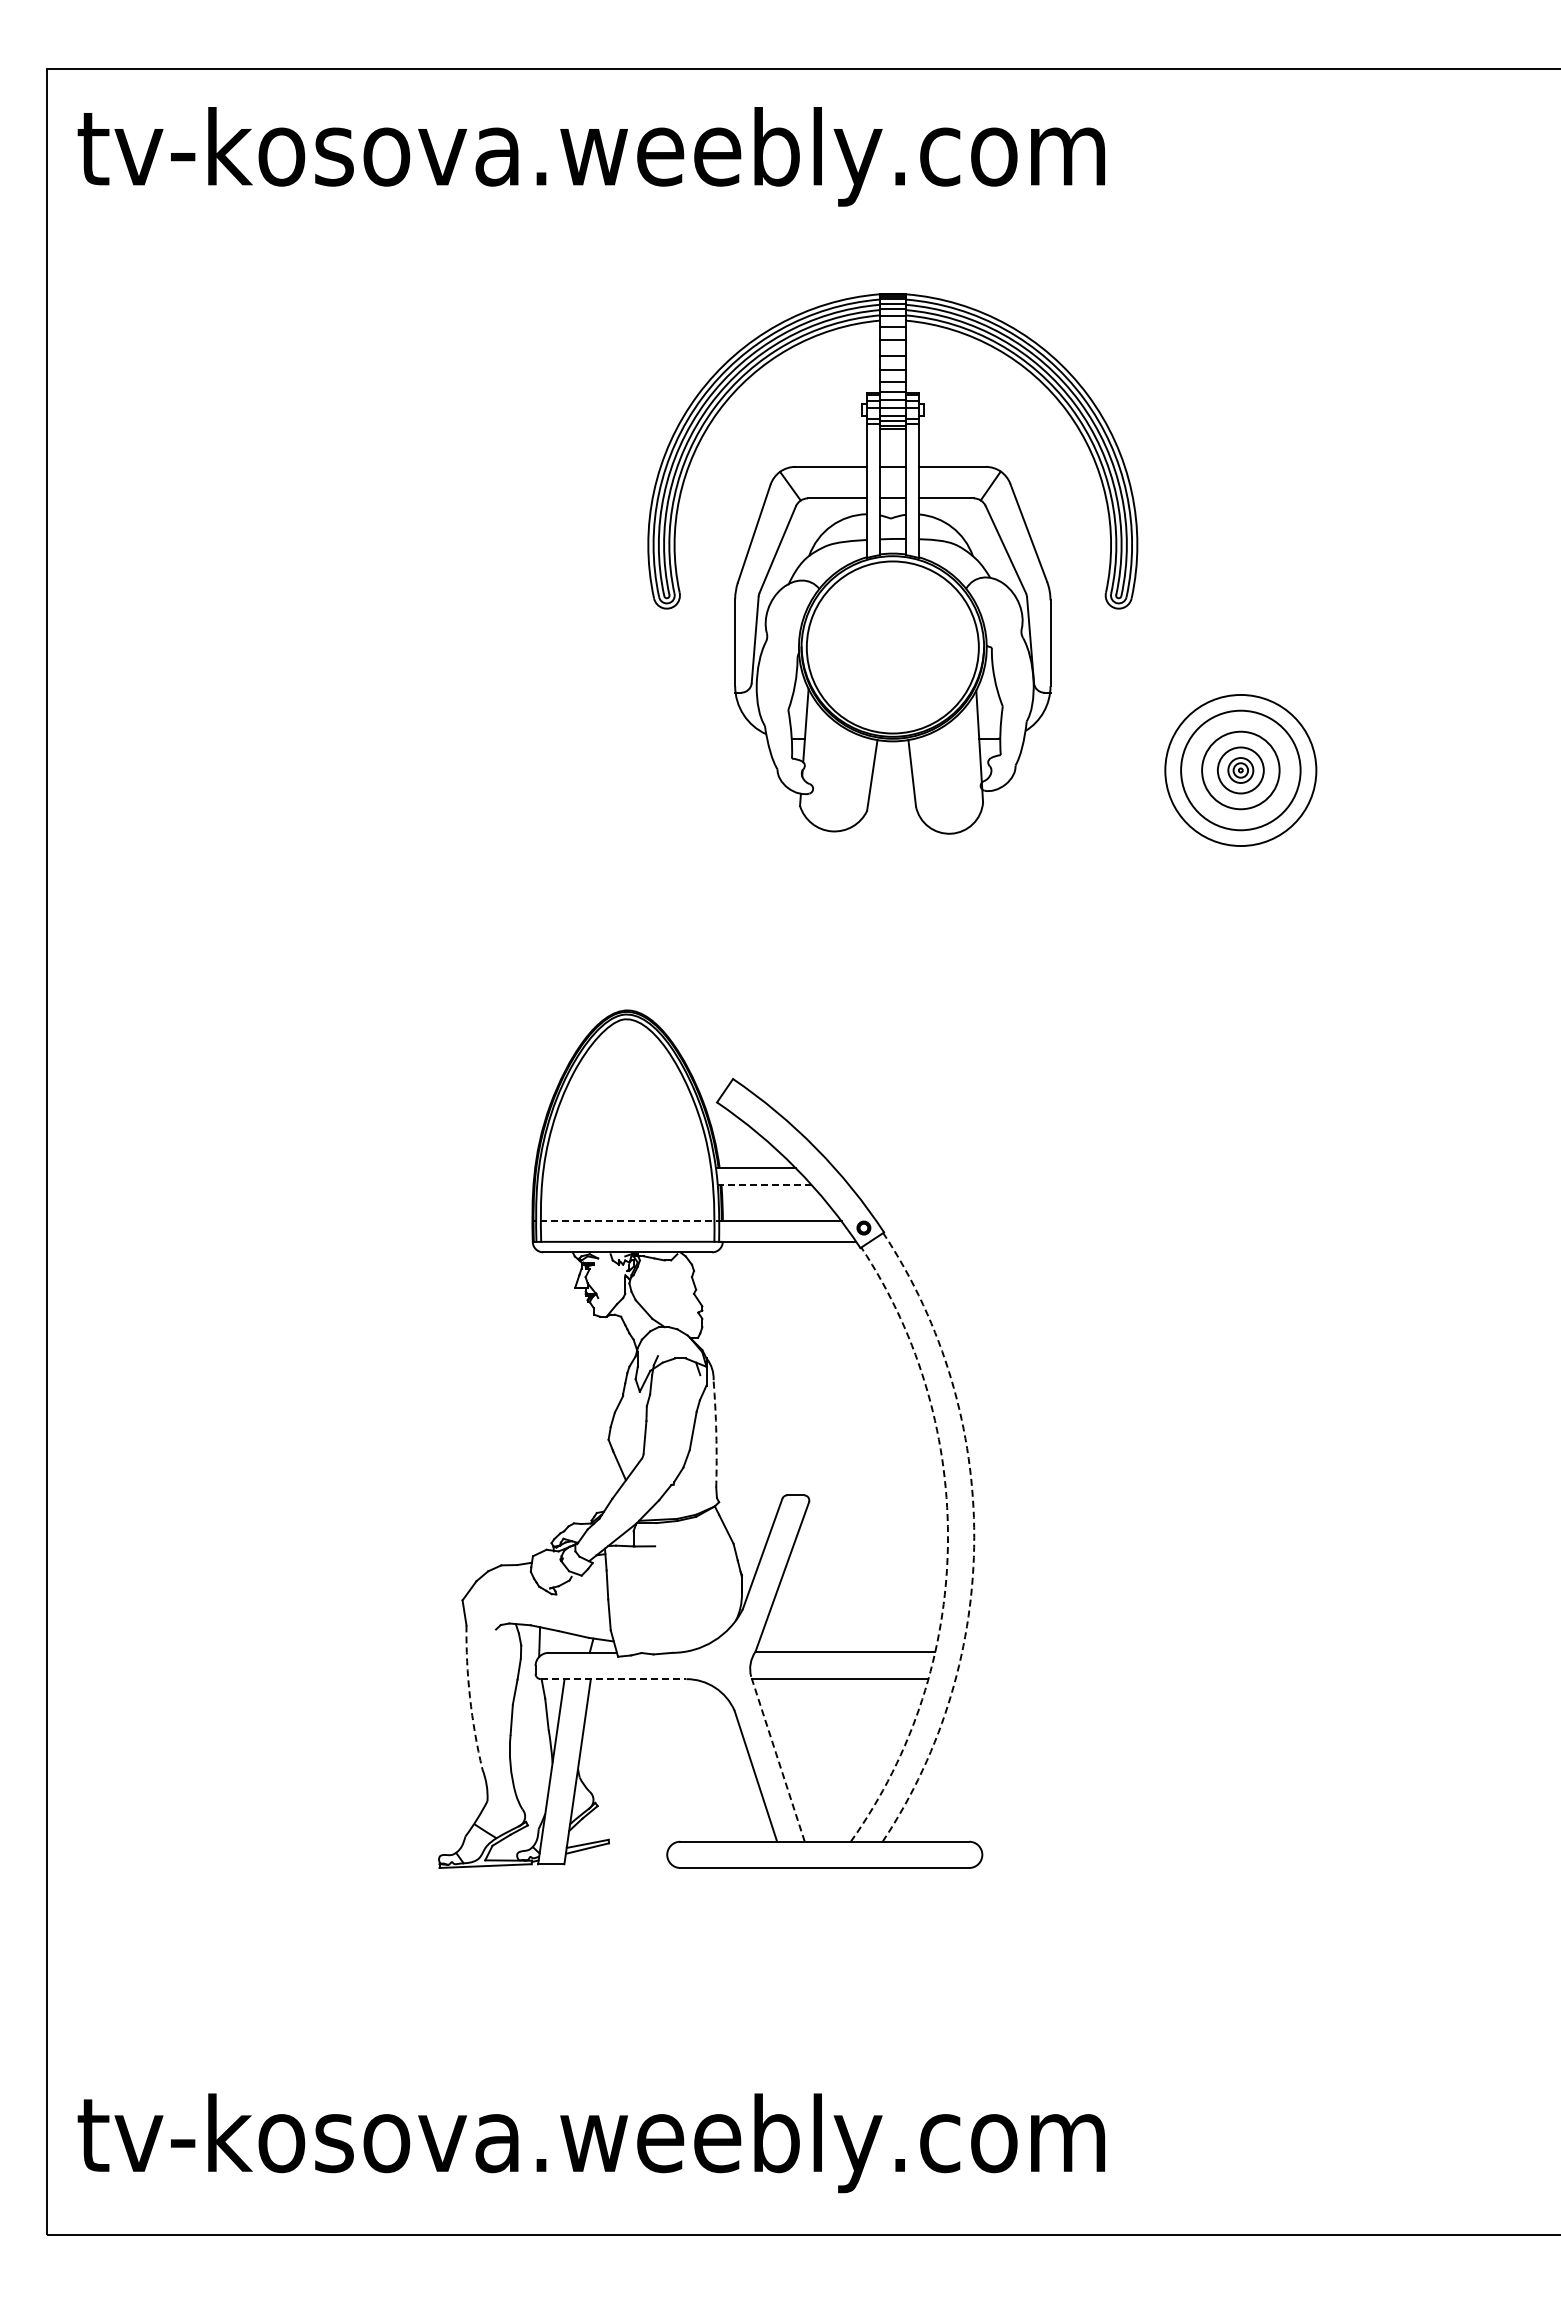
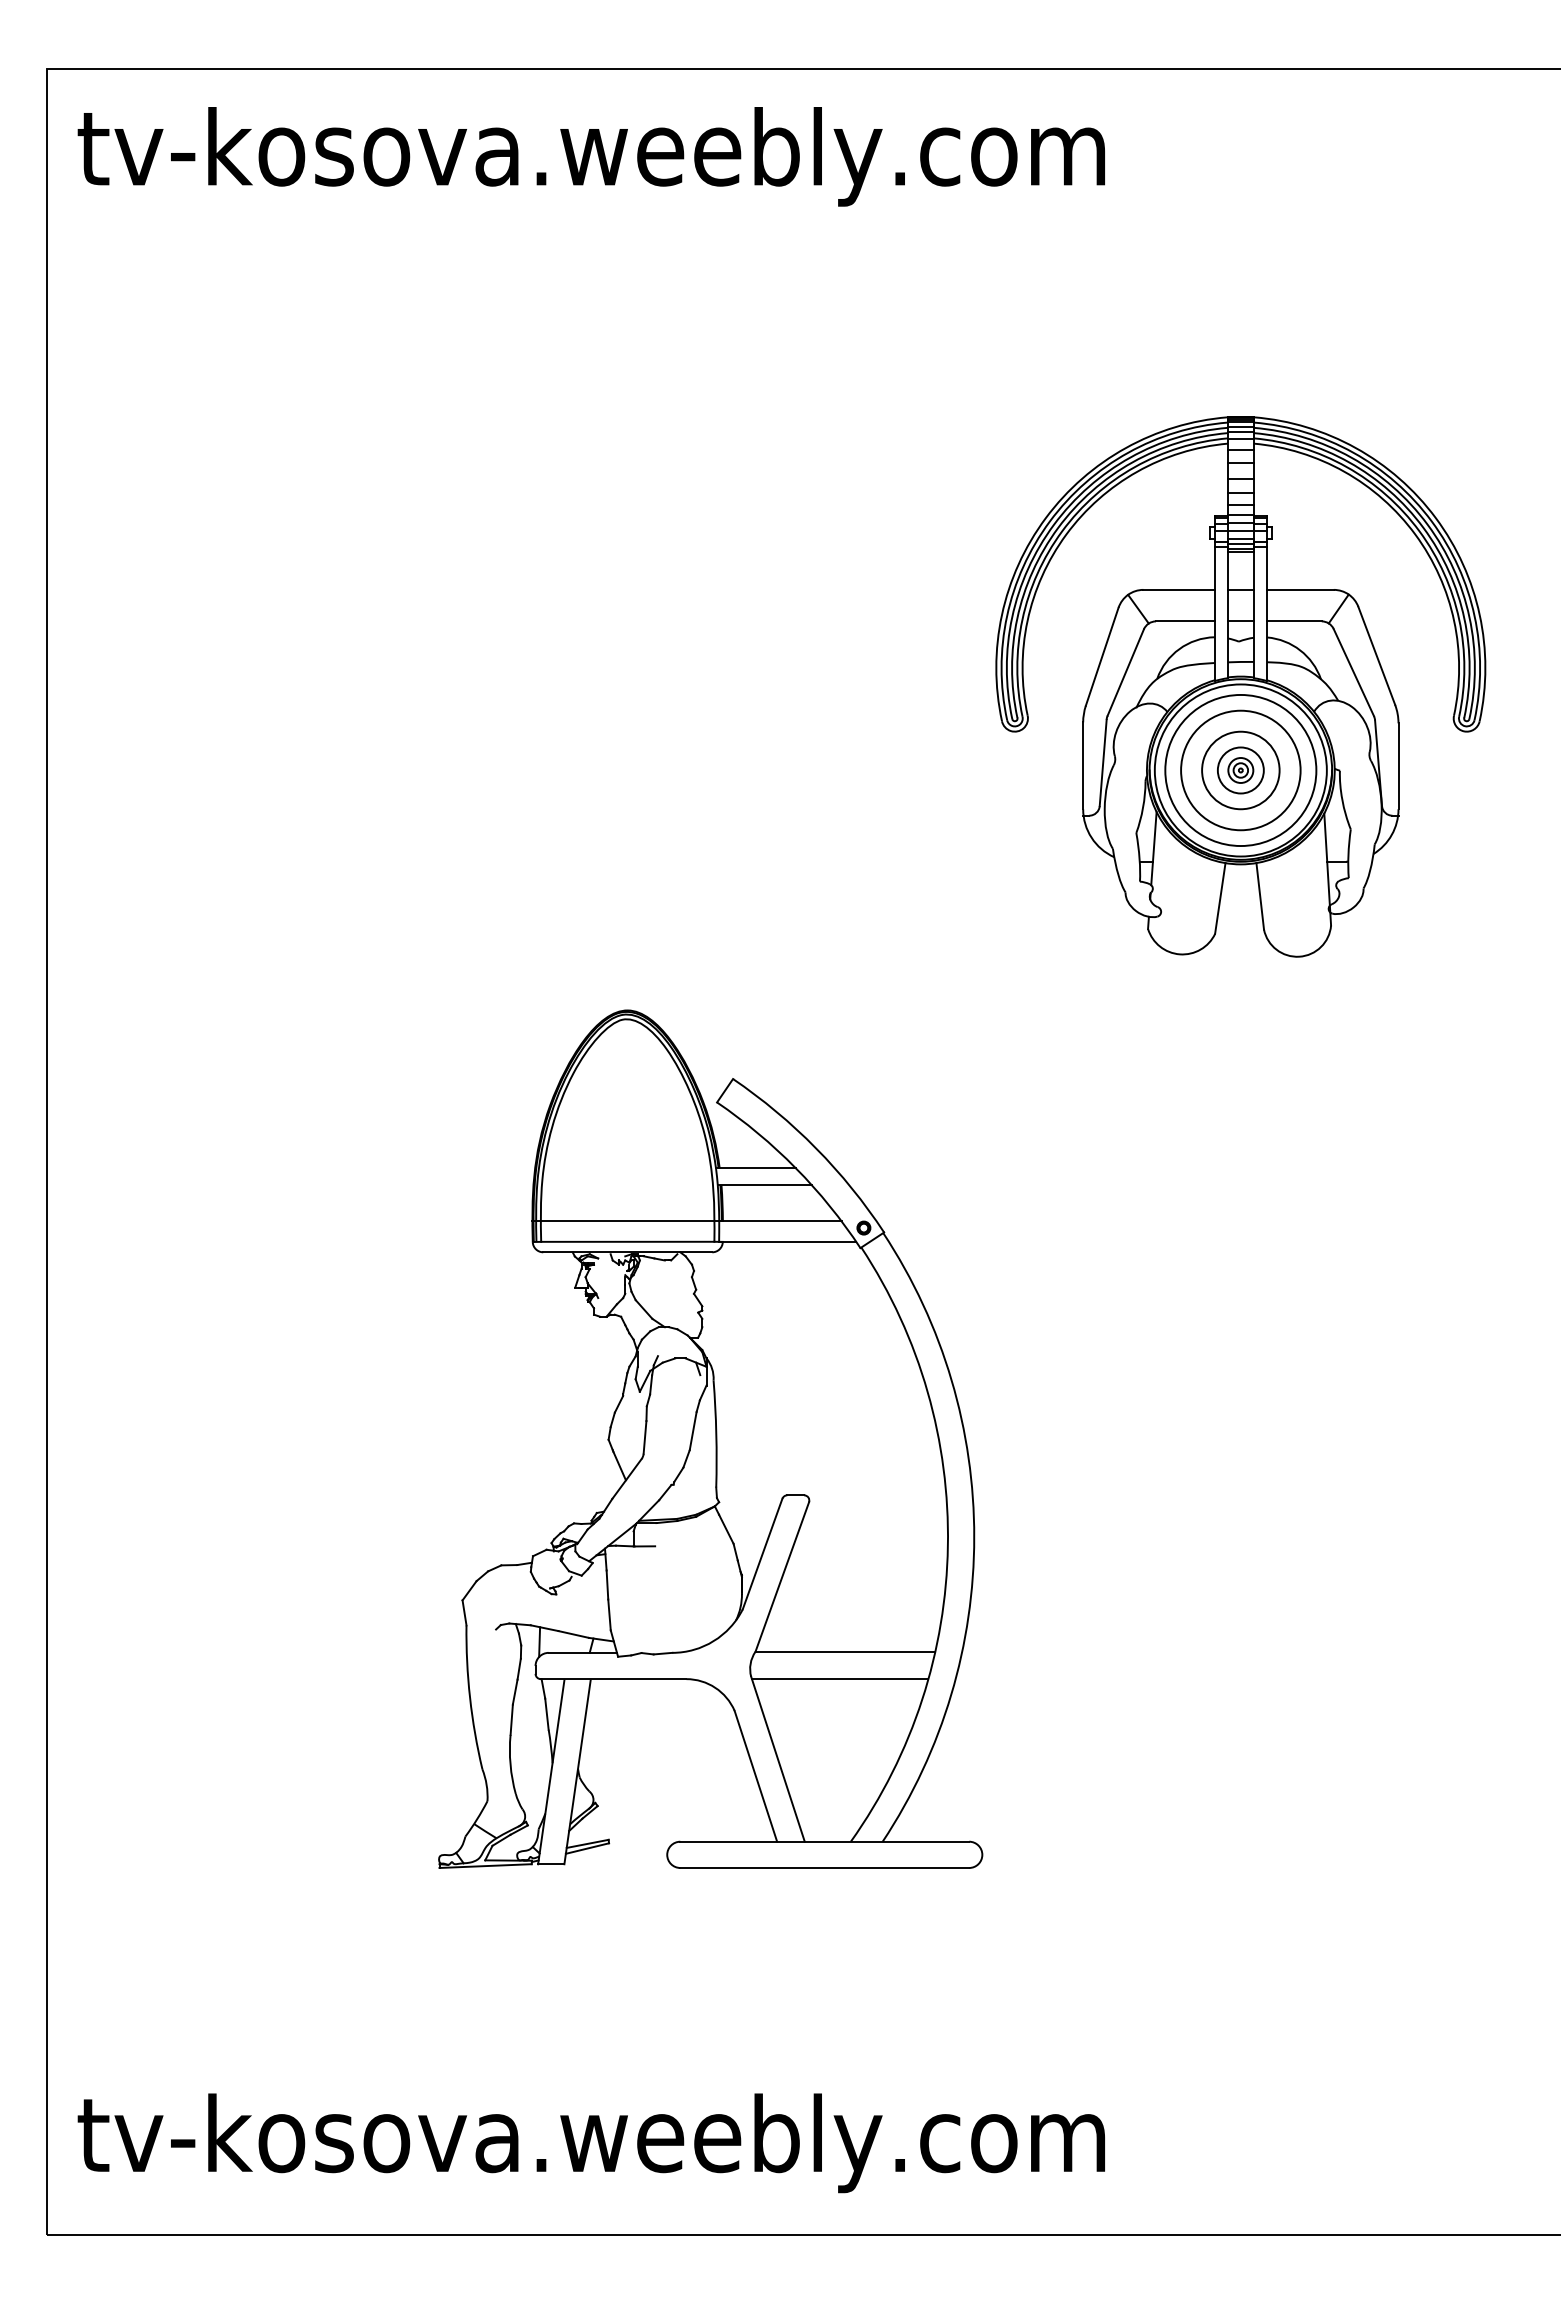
part position: (892, 563) -> (1240, 686) (1240, 686)
line: dashed -> solid (764, 1185)
line: dashed -> solid (627, 1221)
arc: dashed -> solid (716, 1433)
arc: dashed -> solid (974, 1537)
arc: dashed -> solid (947, 1546)
line: dashed -> solid (613, 1679)
arc: dashed -> solid (470, 1697)
line: dashed -> solid (777, 1759)
